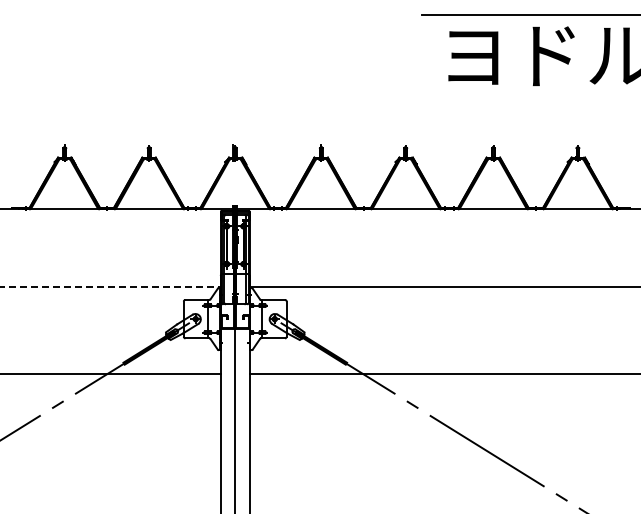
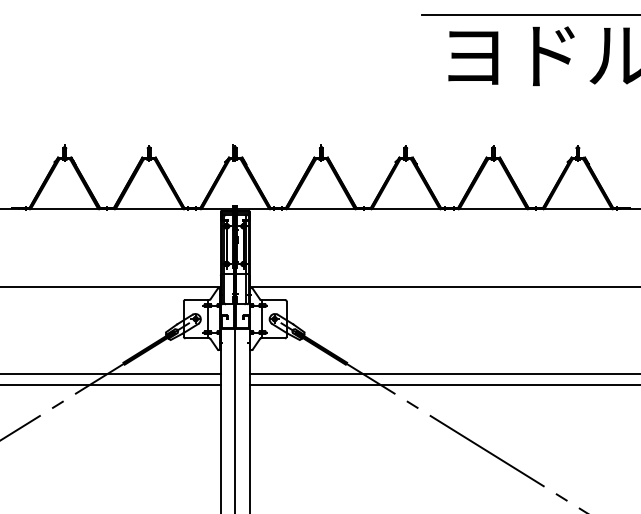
line: dashed -> solid (110, 287)
line: none -> present (111, 384)
line: none -> present (443, 384)
